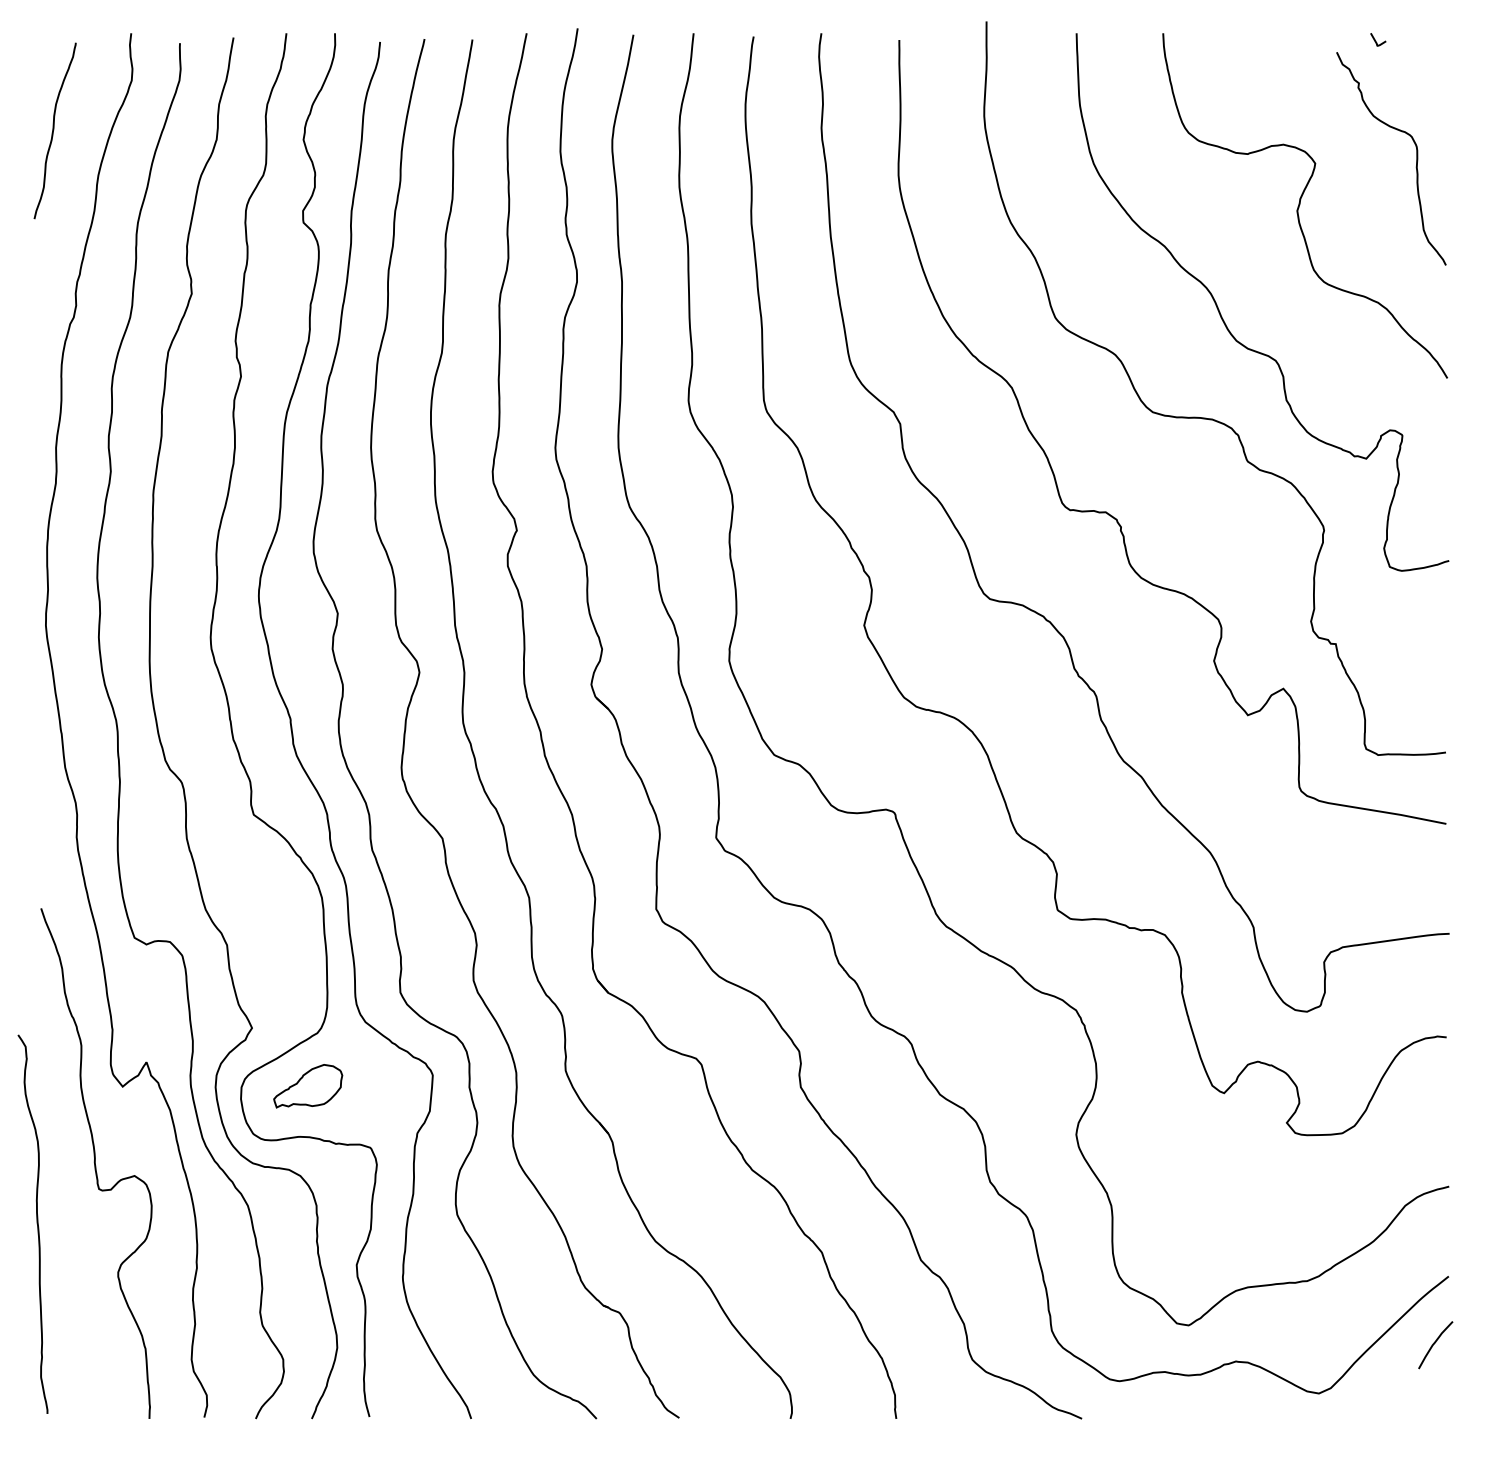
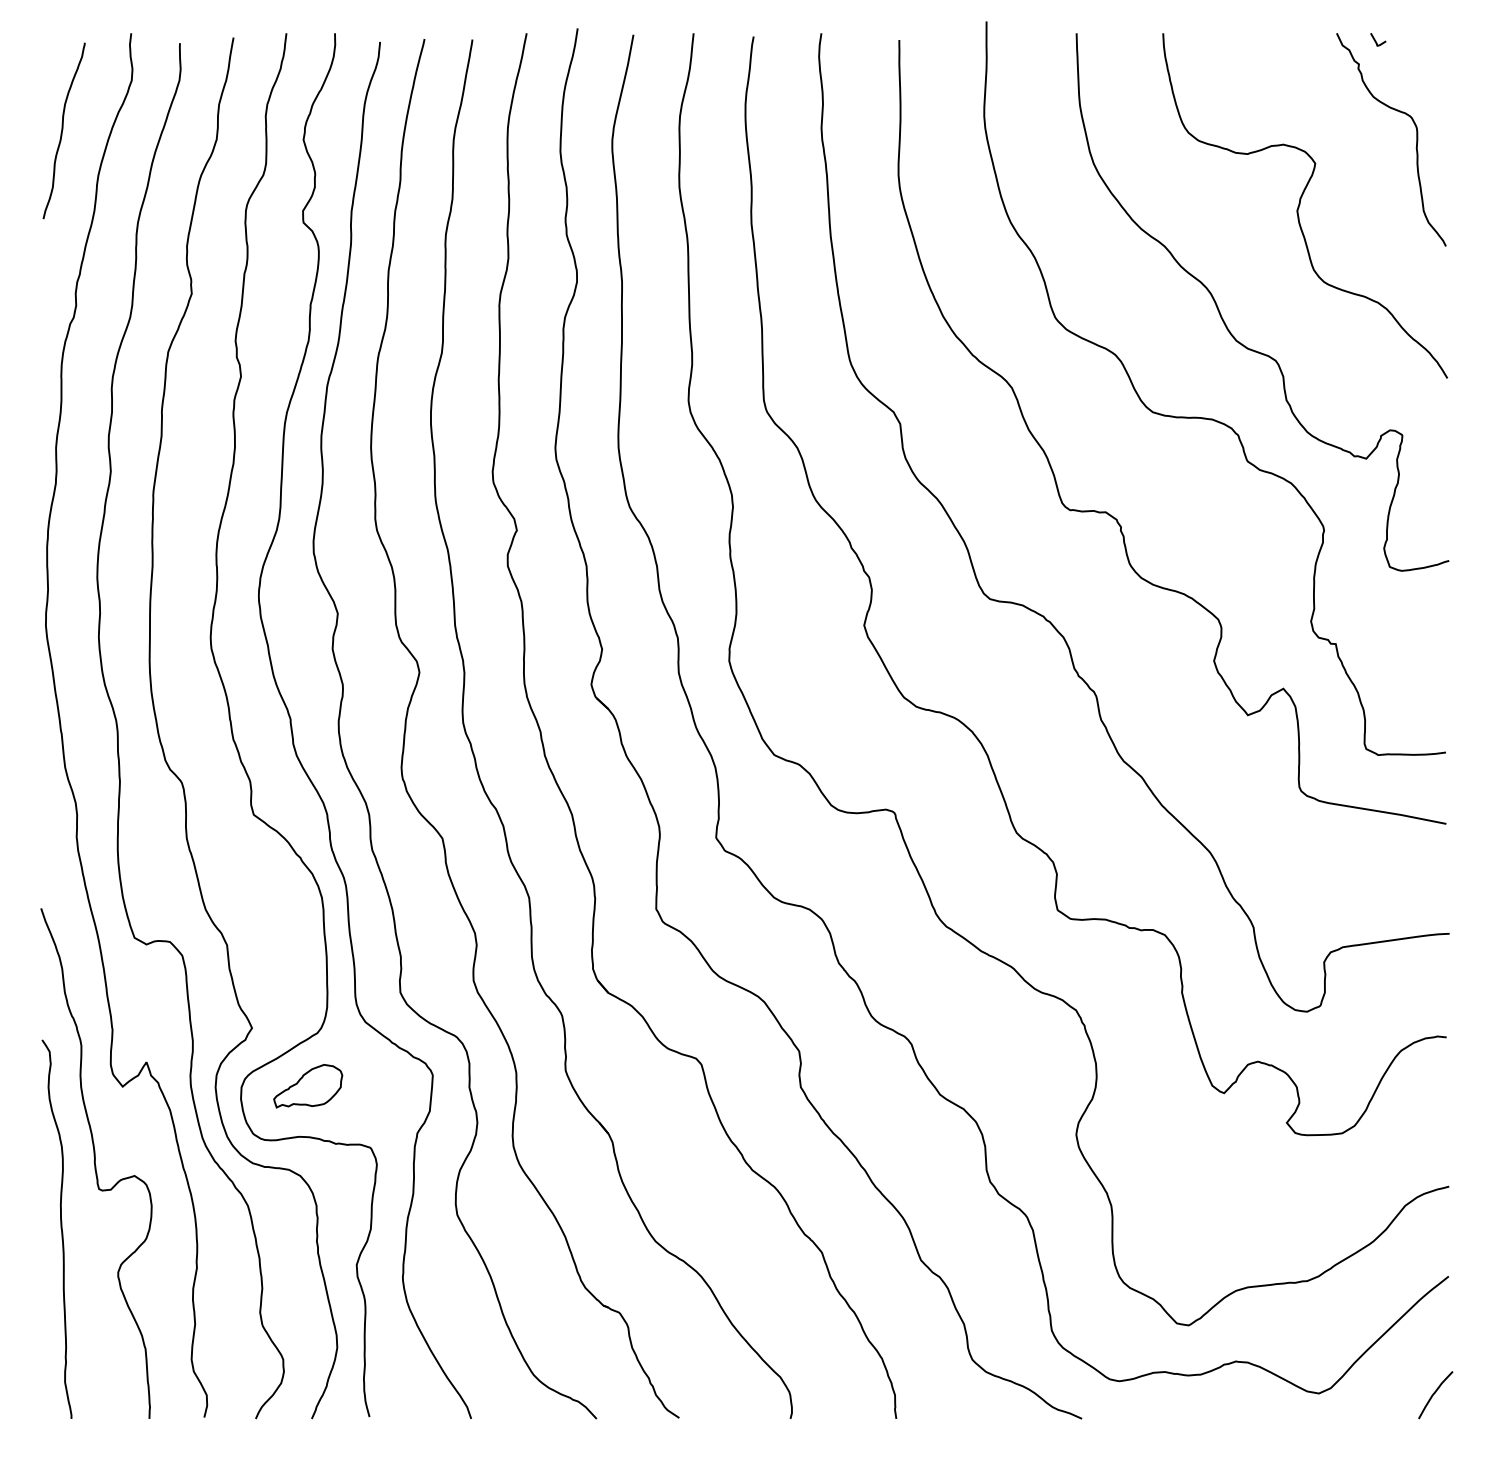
curve position: (54, 130) -> (63, 130) (63, 130)
curve position: (1416, 158) -> (1416, 139) (1416, 139)
curve position: (36, 1223) -> (60, 1228) (60, 1228)
curve position: (1434, 1344) -> (1434, 1394) (1434, 1394)
